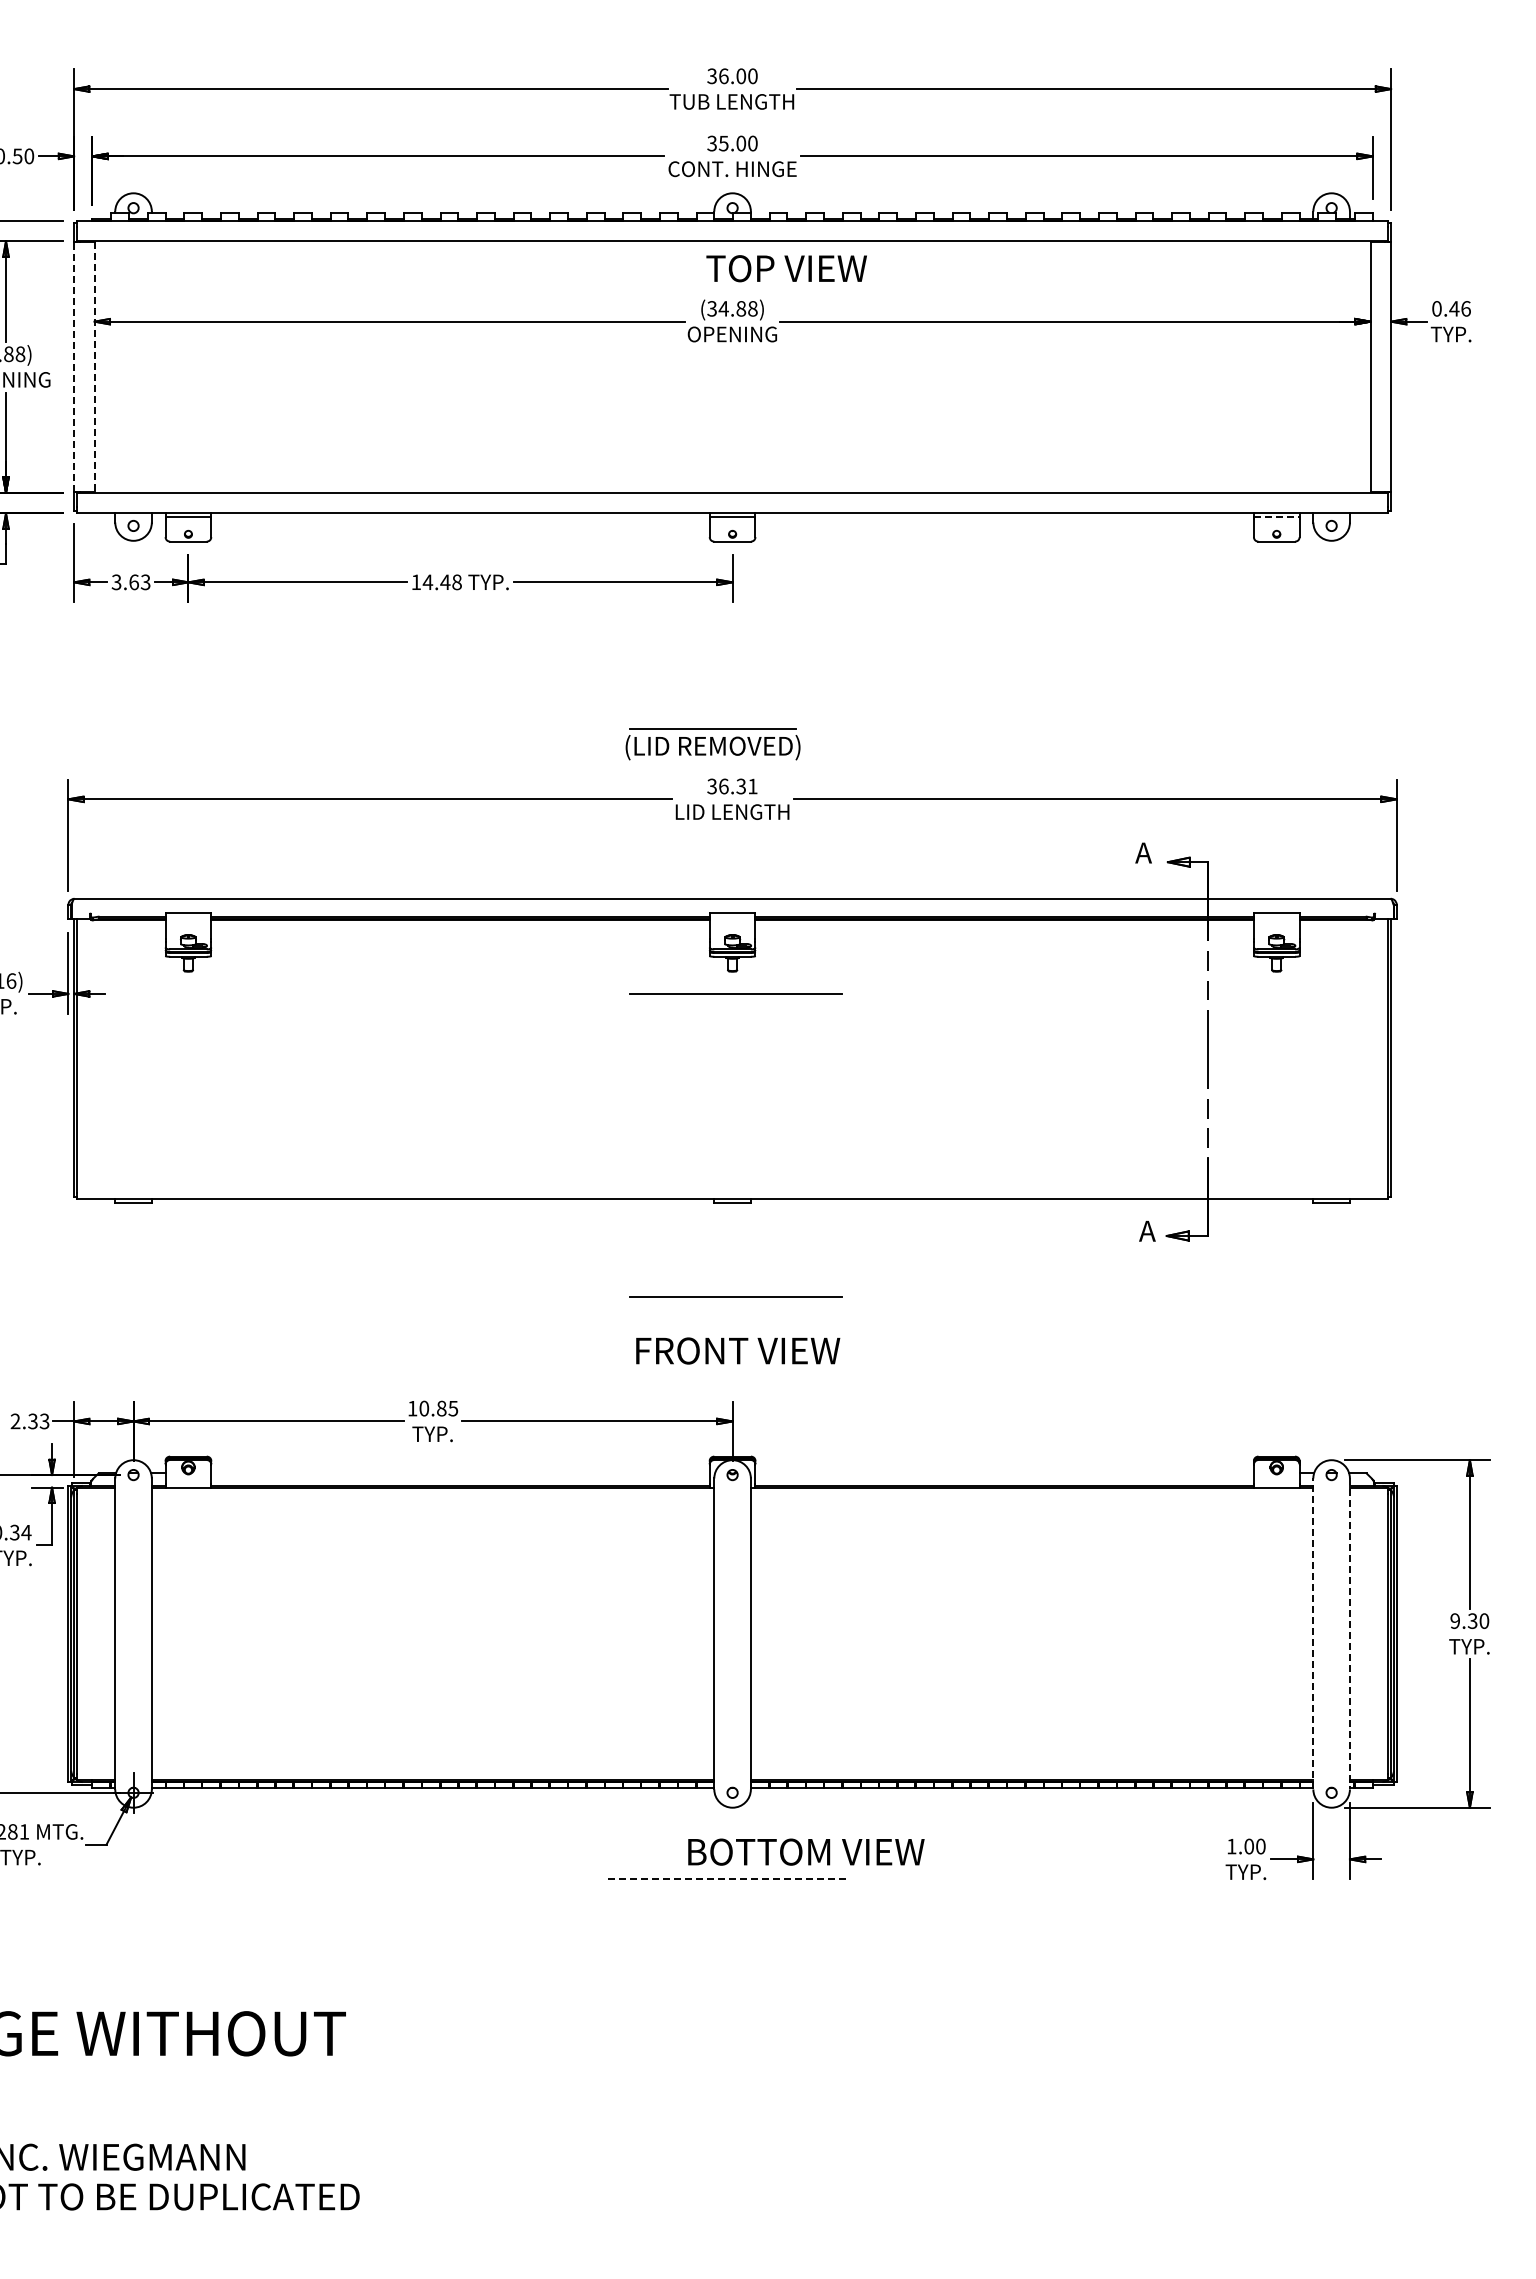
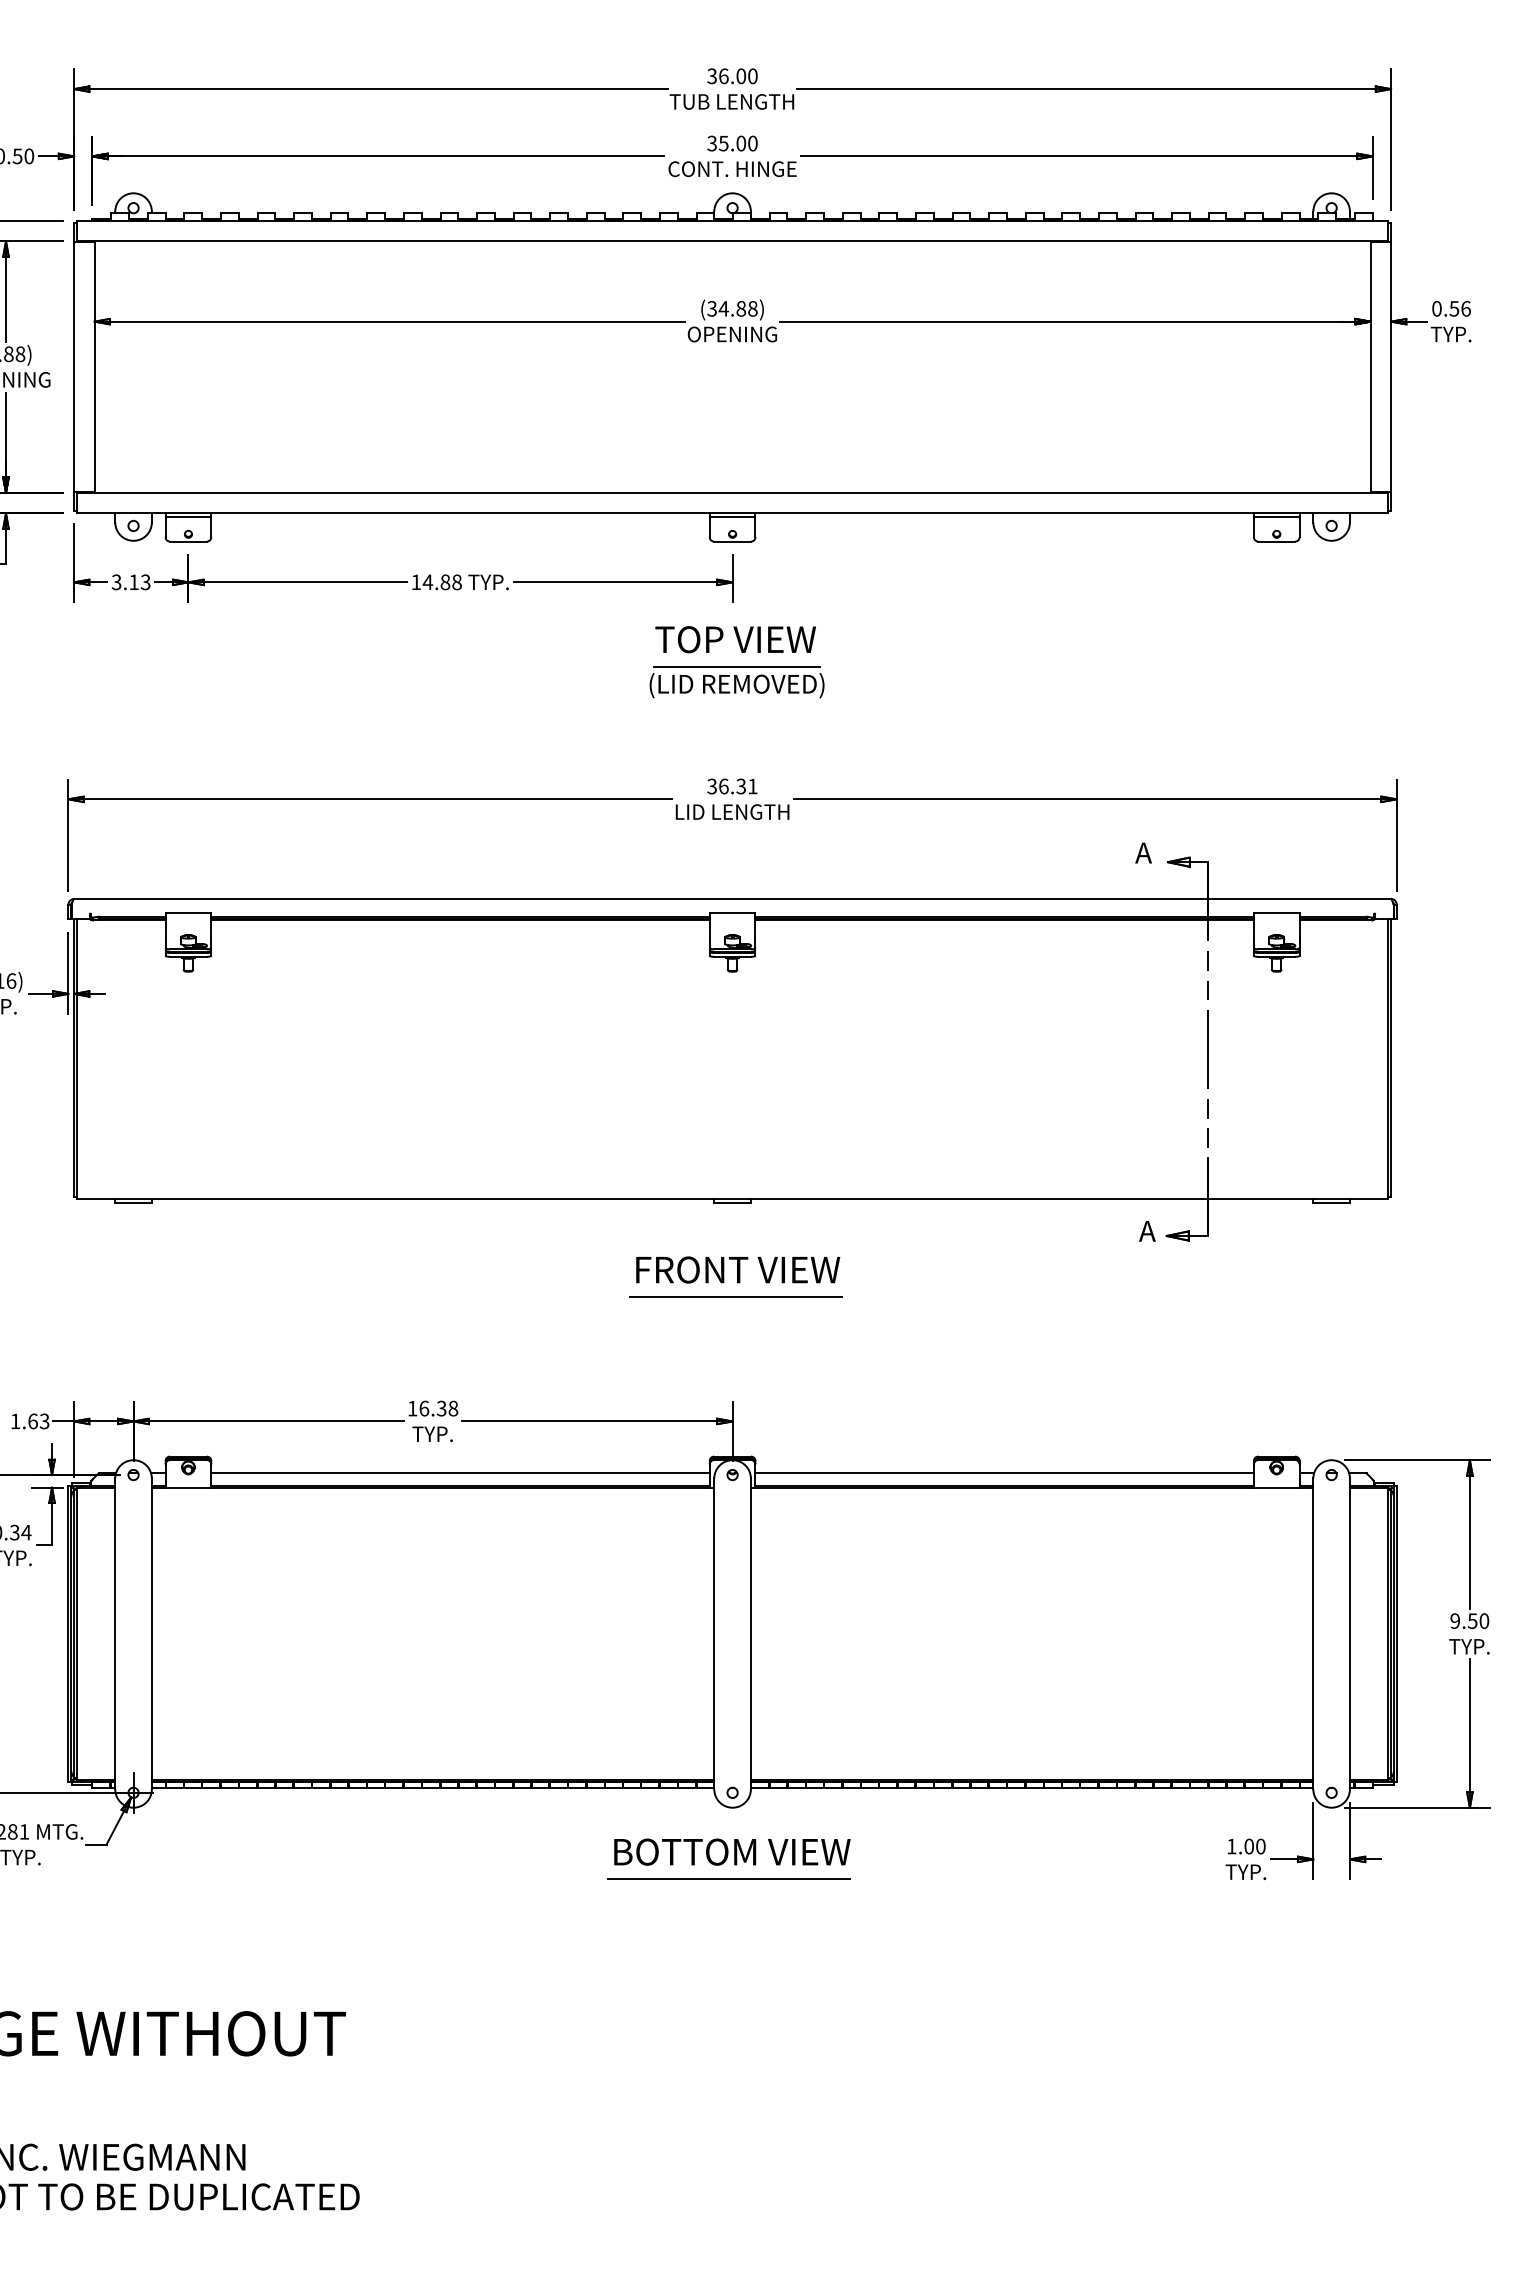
text position: (786, 268) -> (735, 639) (735, 639)
text: 0.46 -> 0.56 (1454, 308)
line: dashed -> solid (74, 366)
line: dashed -> solid (94, 367)
line: dashed -> solid (1276, 517)
text: 3.63 -> 3.13 (133, 582)
text: 14.48 -> 14.88 (445, 582)
part position: (712, 744) -> (736, 682) (736, 682)
line: present -> none (735, 993)
text position: (738, 1350) -> (738, 1269) (738, 1269)
text: 10.85 -> 16.38 (438, 1408)
text: 2.33 -> 1.63 (23, 1421)
line: none -> present (460, 1473)
line: none -> present (1004, 1473)
text: 9.30 -> 9.50 (1472, 1620)
line: dashed -> solid (1313, 1633)
line: dashed -> solid (1349, 1634)
text position: (806, 1851) -> (732, 1851) (732, 1851)
line: dashed -> solid (729, 1878)
